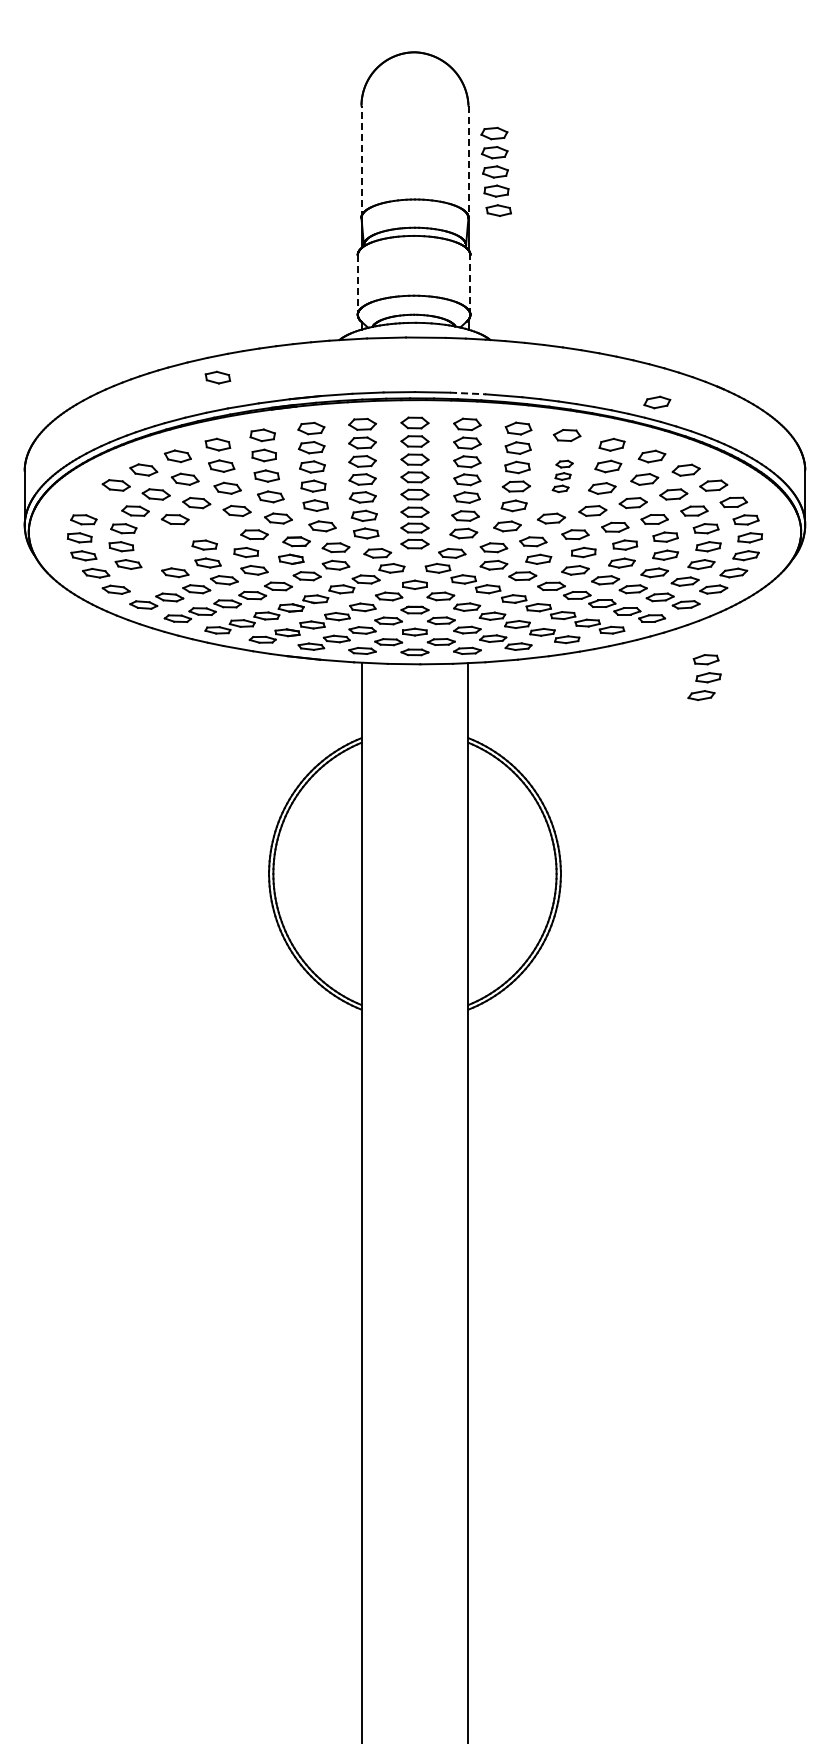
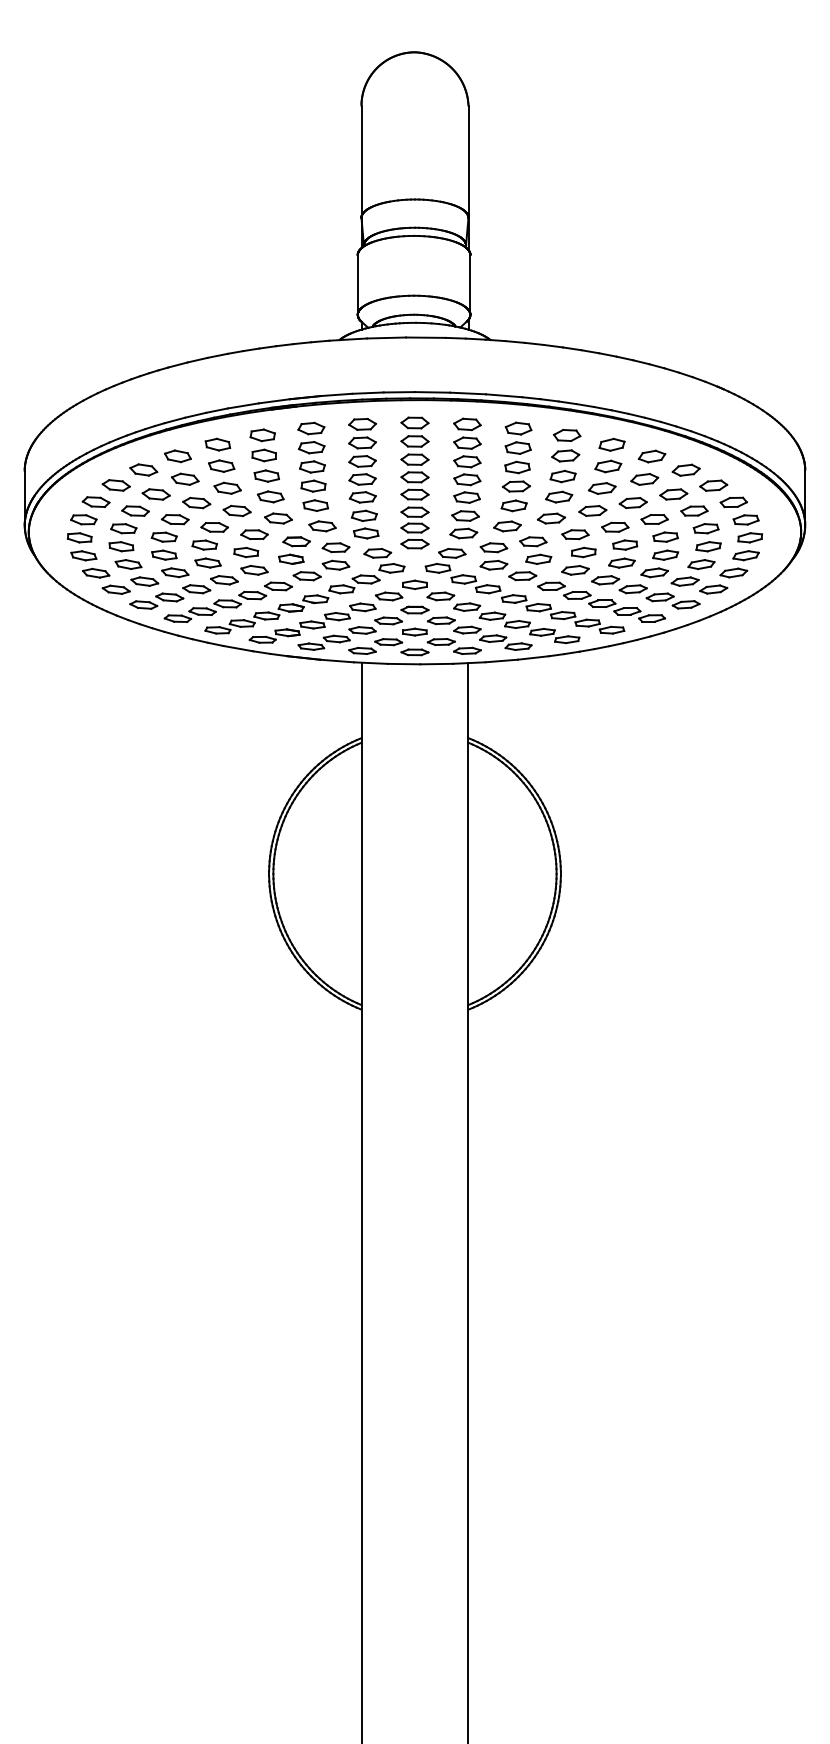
line: dashed -> solid (361, 161)
line: dashed -> solid (468, 161)
part: present -> none (495, 171)
line: dashed -> solid (357, 284)
line: dashed -> solid (470, 284)
part: present -> none (217, 377)
line: dashed -> solid (468, 393)
part: present -> none (657, 402)
part size: 23x35 px -> 36x55 px (562, 476)
part: none -> present (95, 501)
part: none -> present (214, 527)
part: none -> present (163, 545)
part: none -> present (144, 581)
part: present -> none (704, 677)
